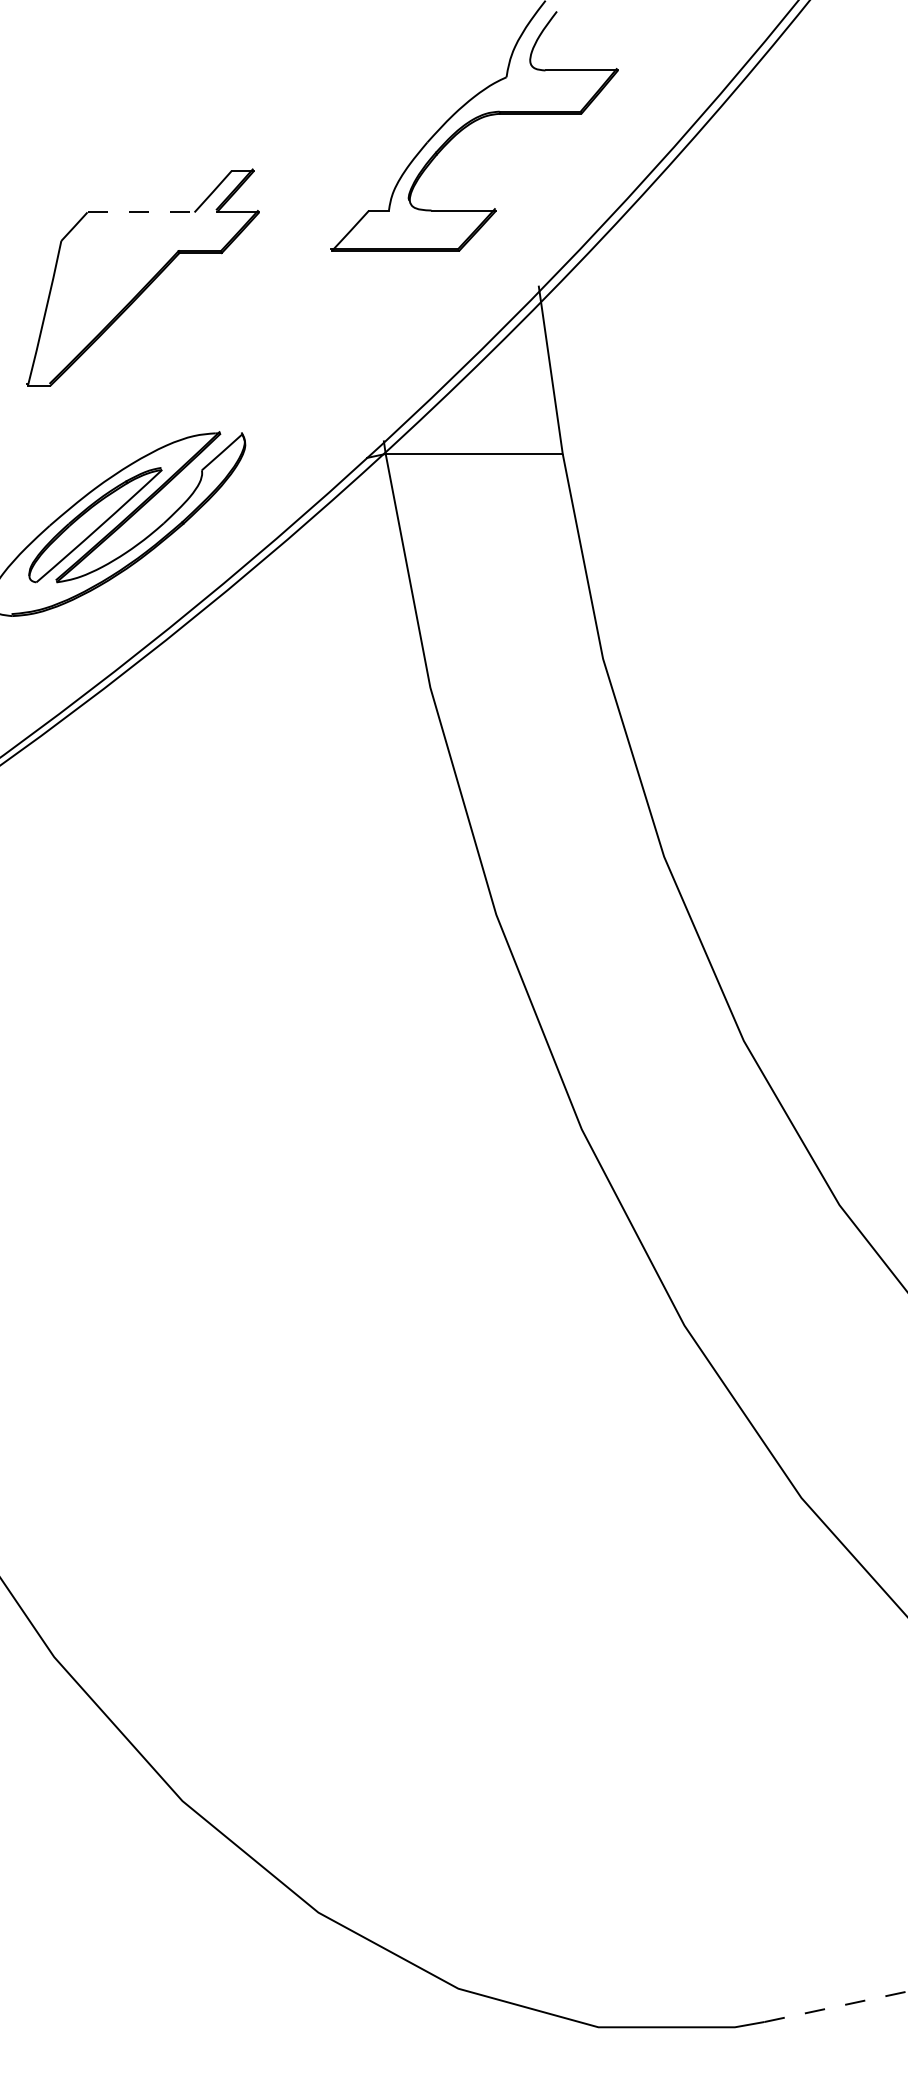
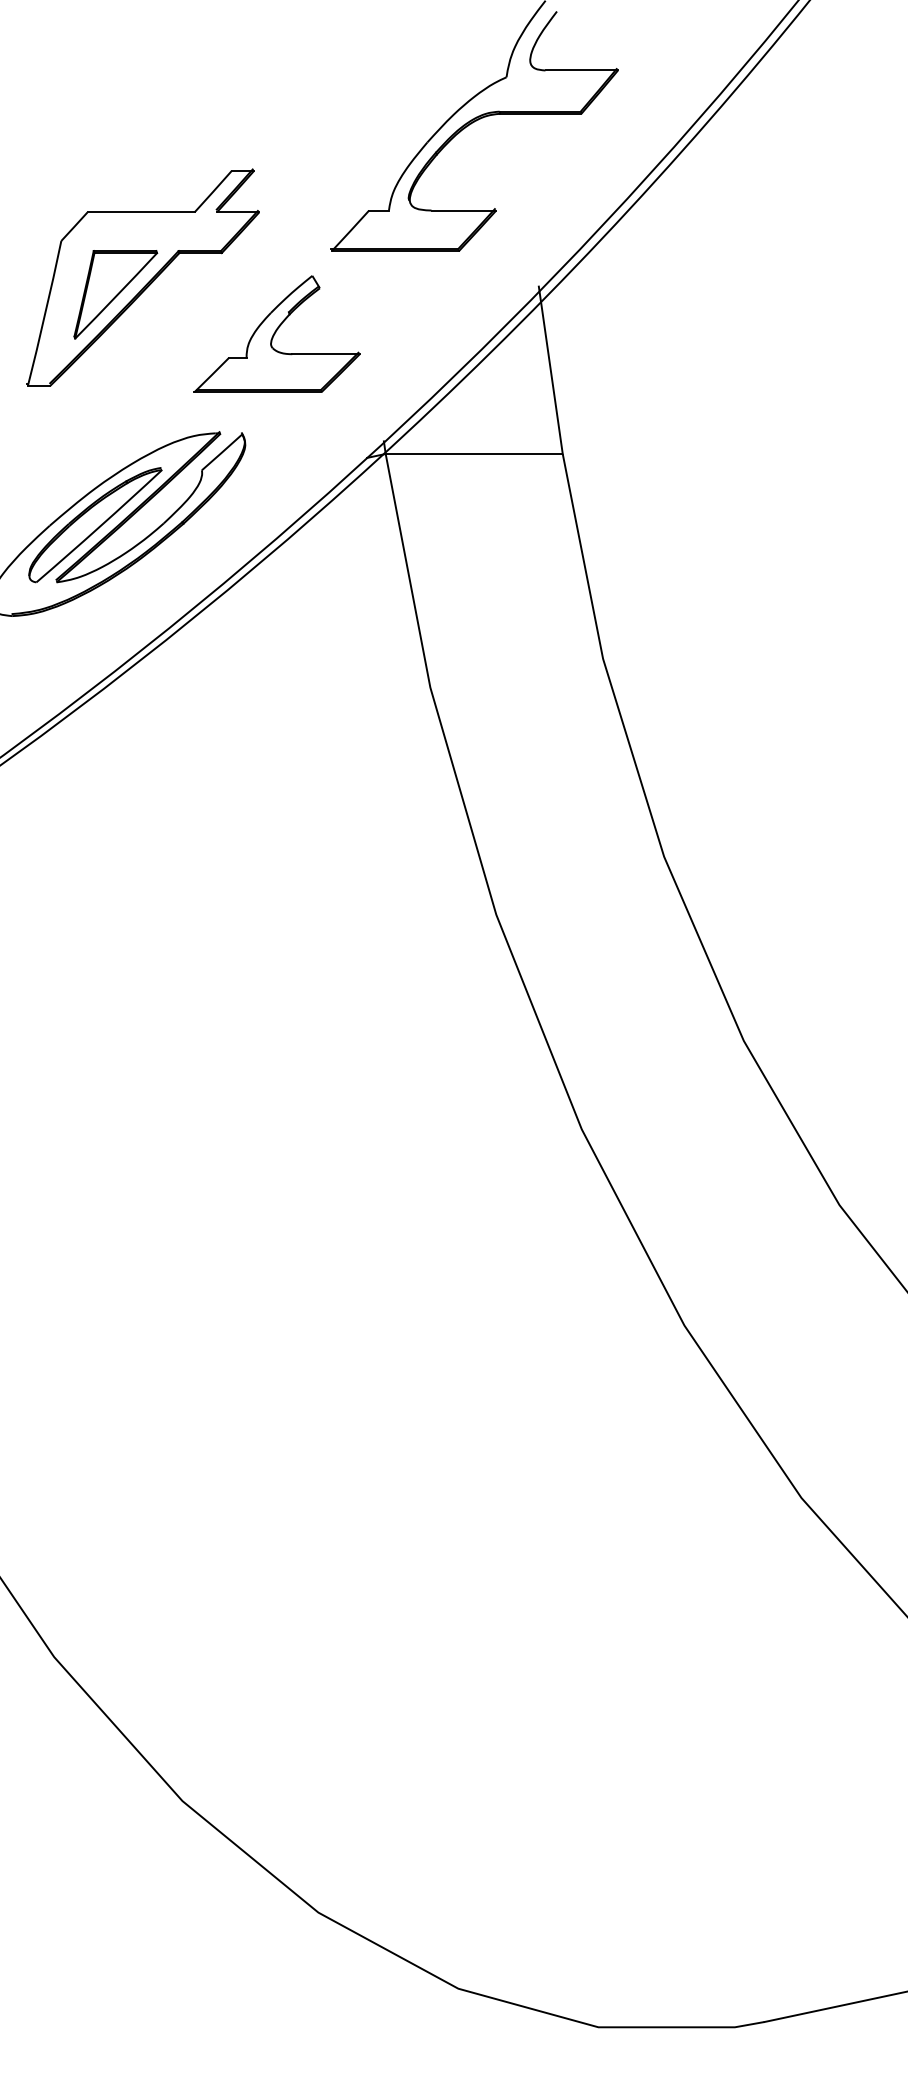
line: dashed -> solid (141, 212)
part: none -> present (115, 294)
part: none -> present (276, 333)
line: dashed -> solid (835, 2006)
